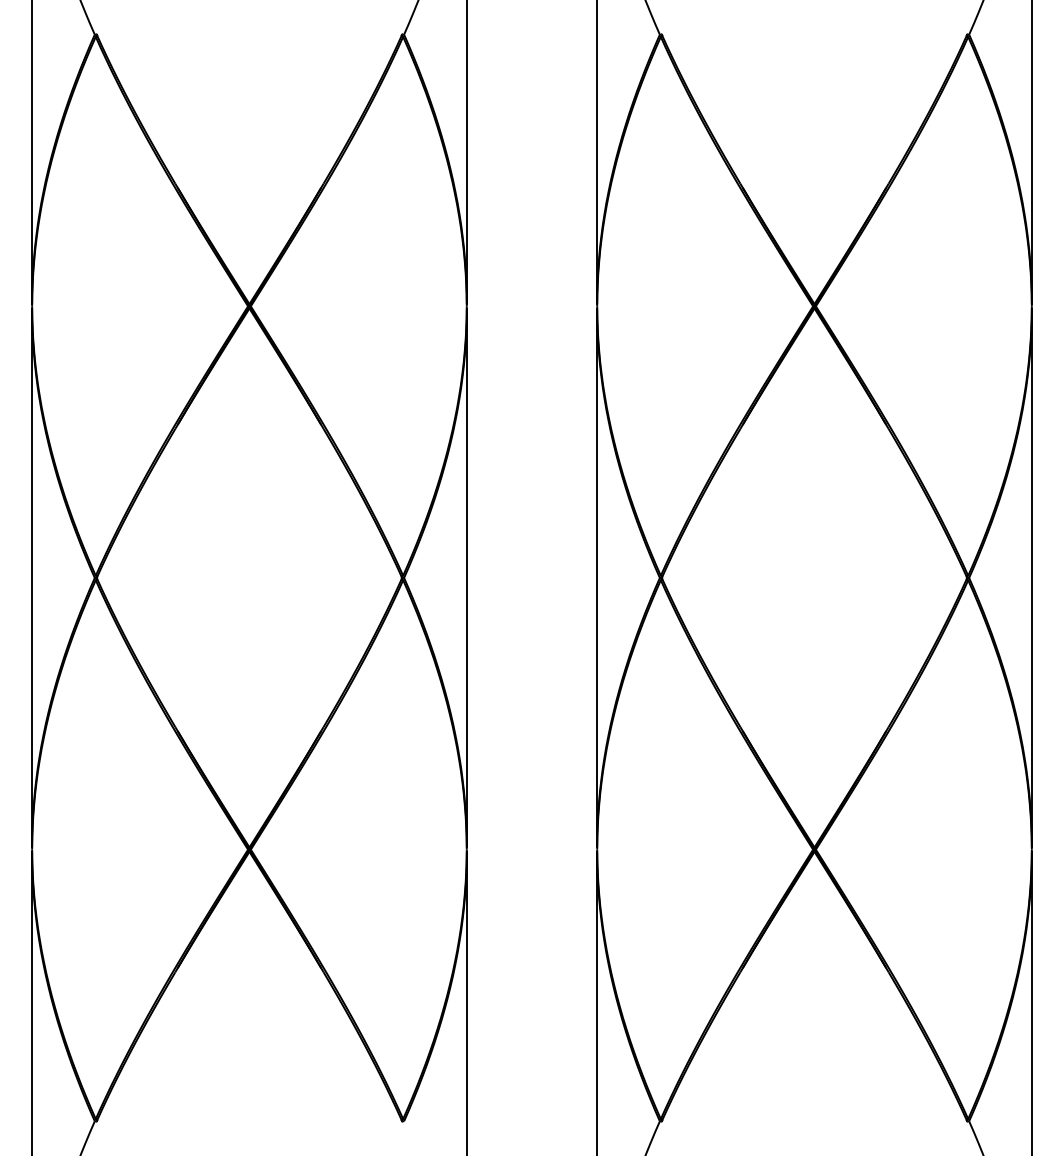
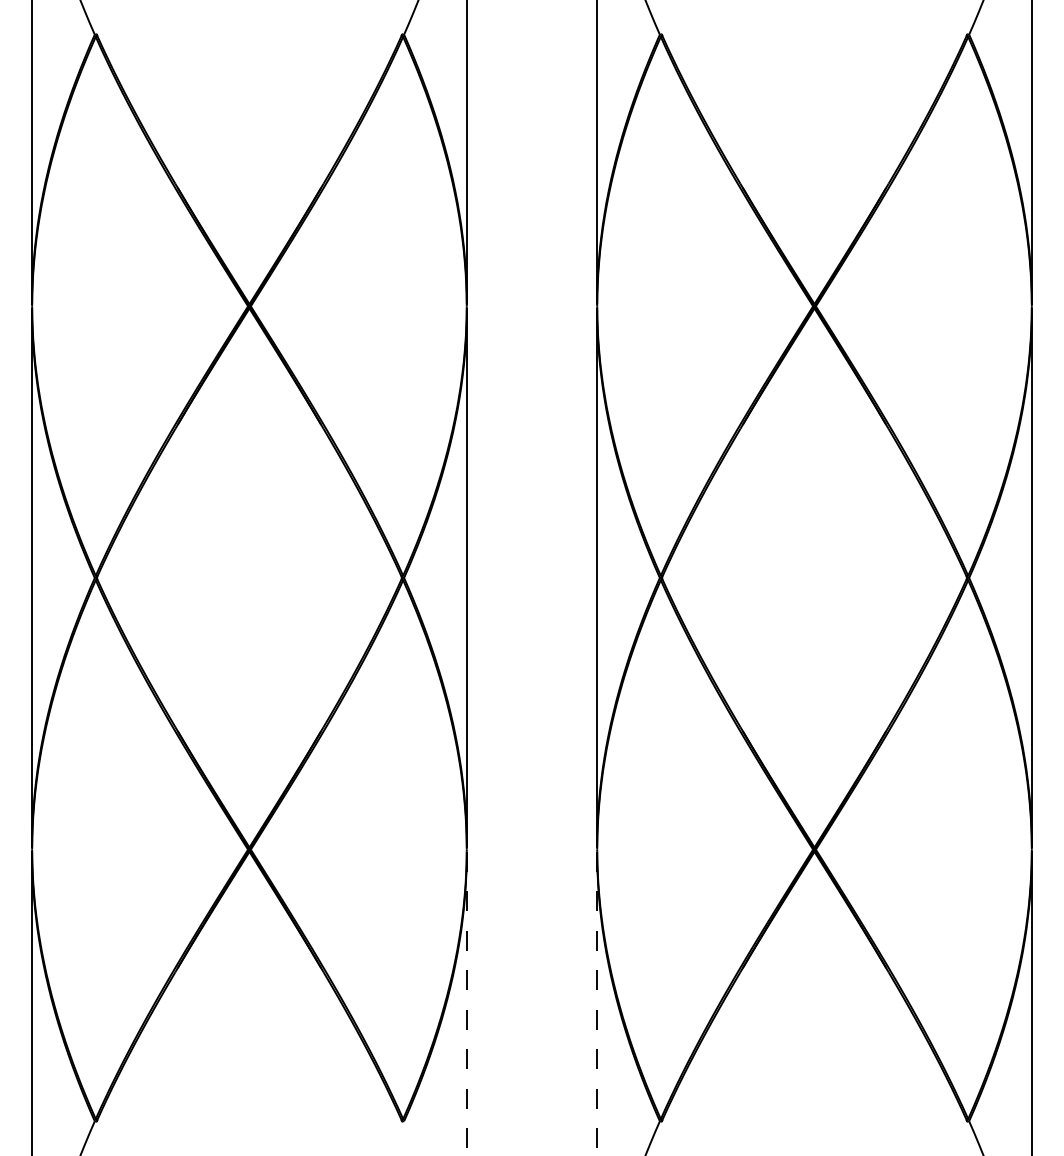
line: solid -> dashed (466, 1003)
line: solid -> dashed (597, 1003)
